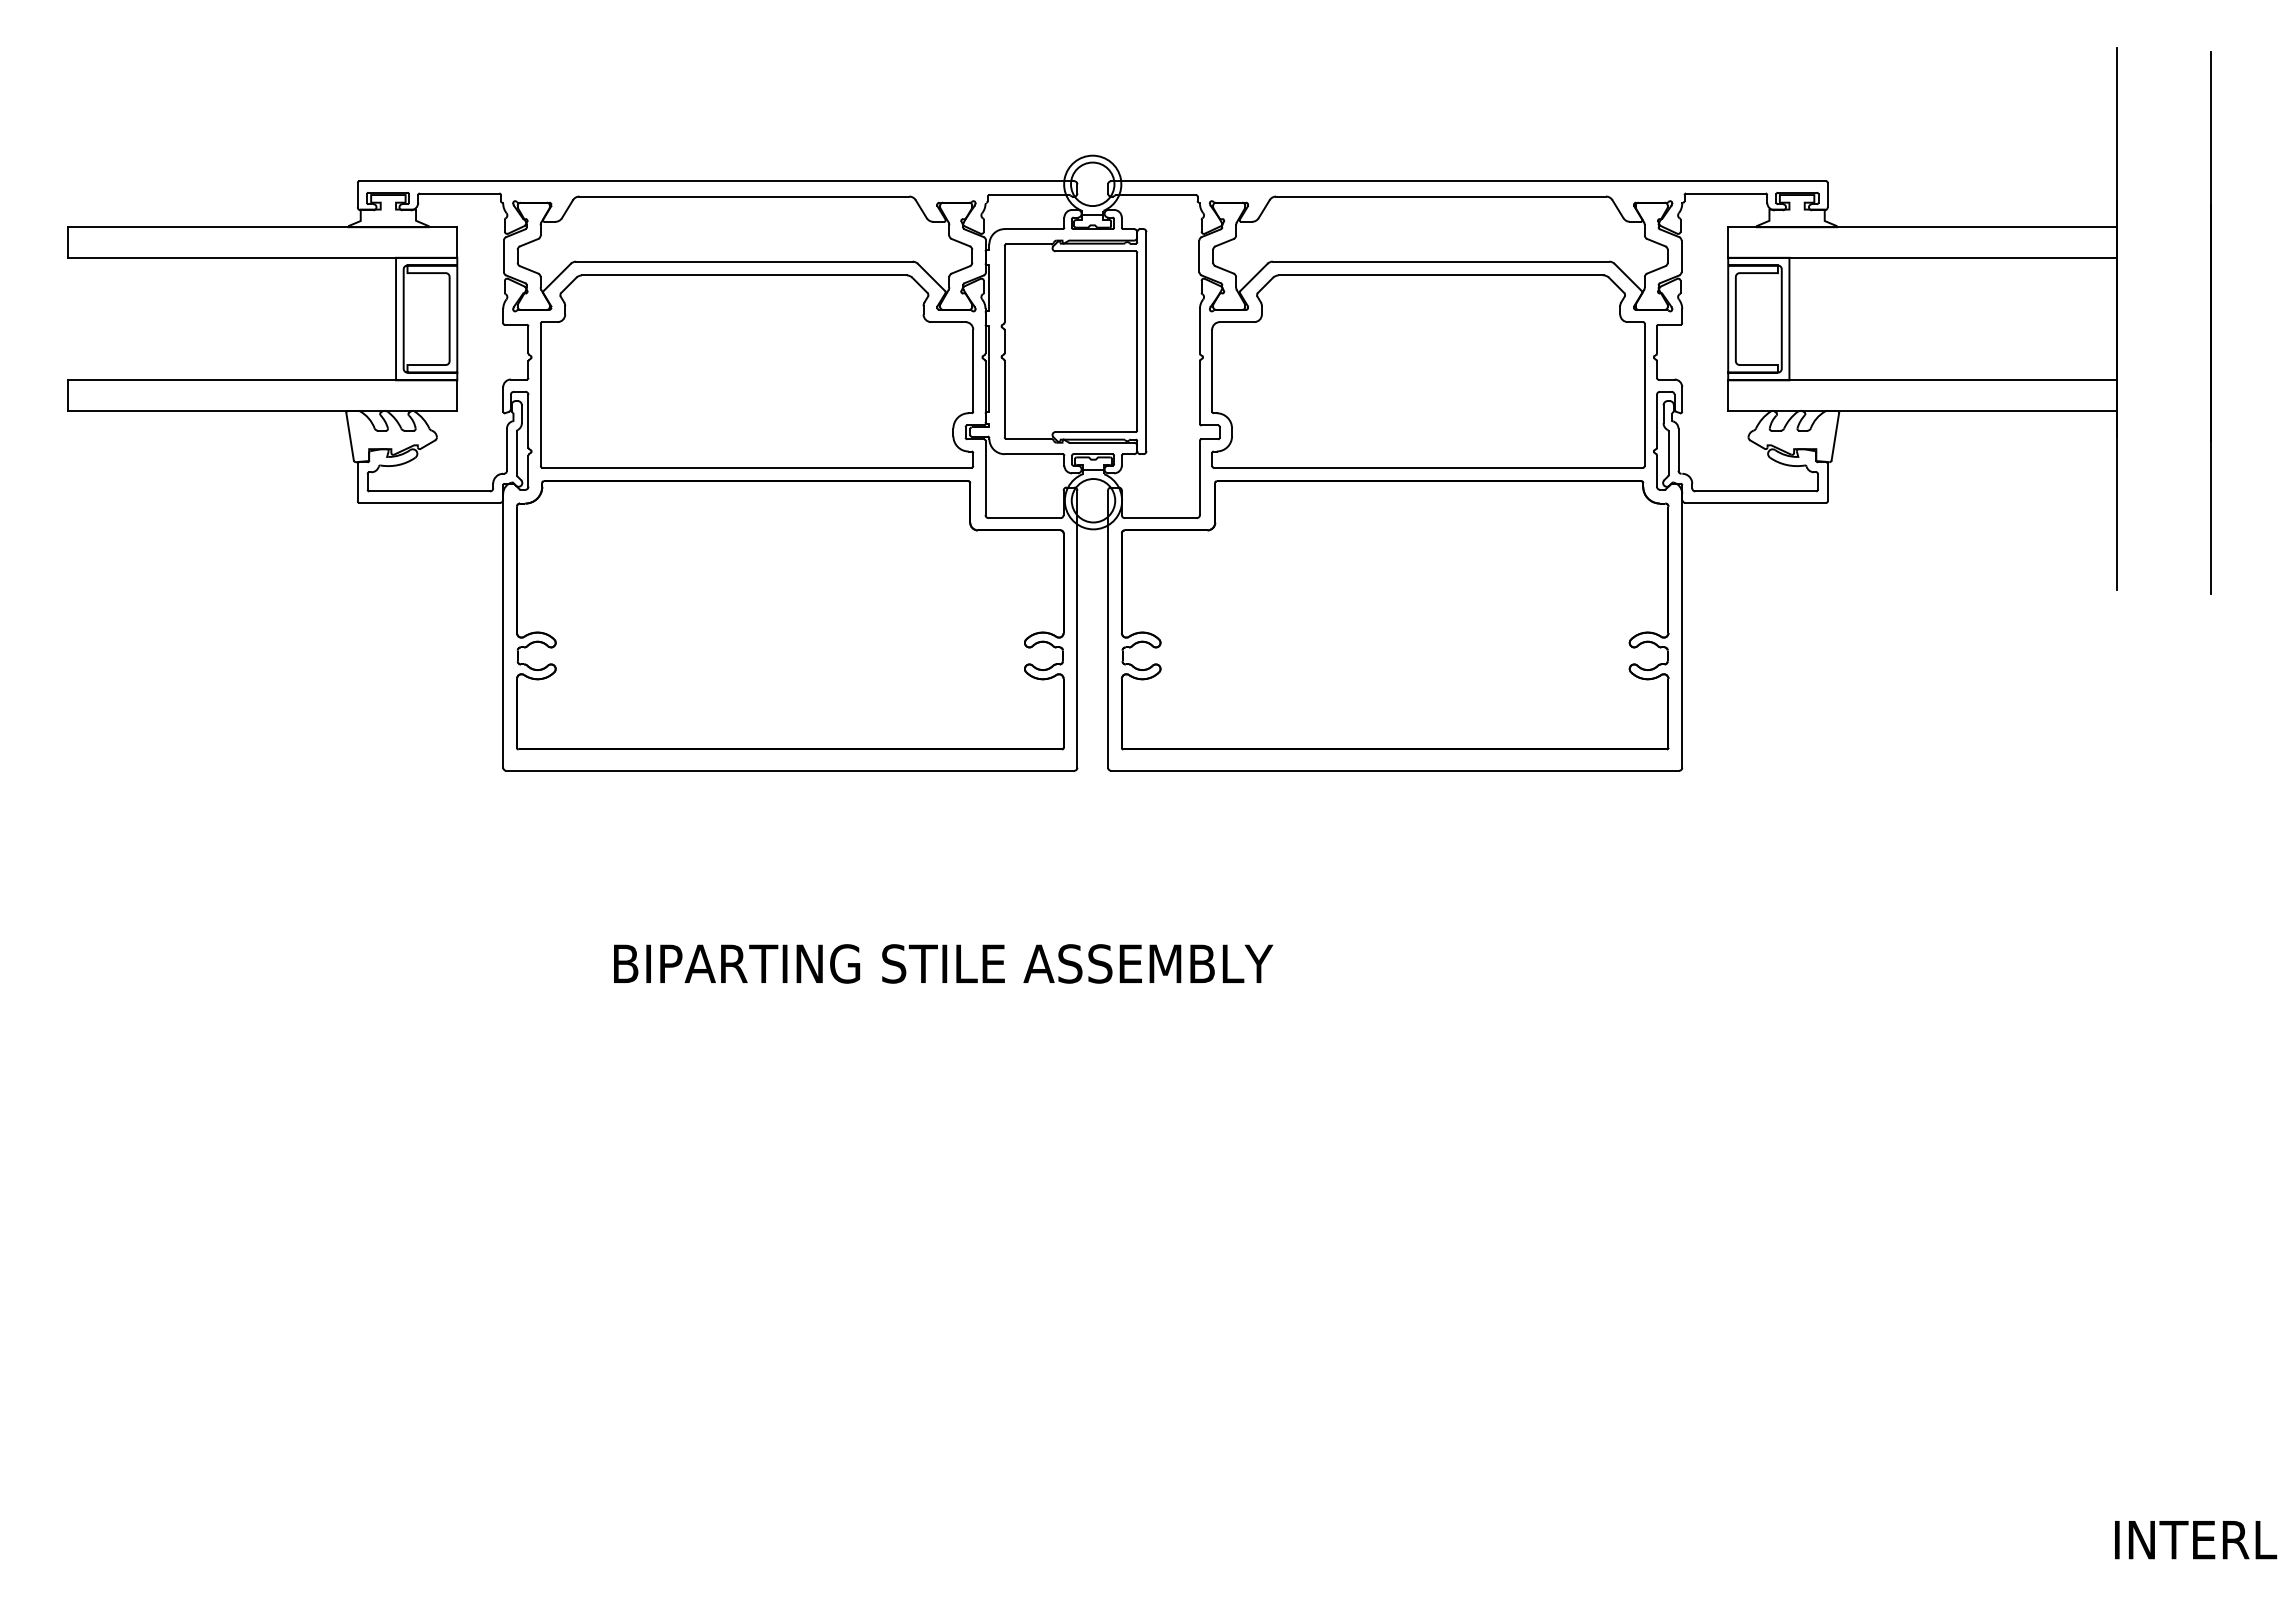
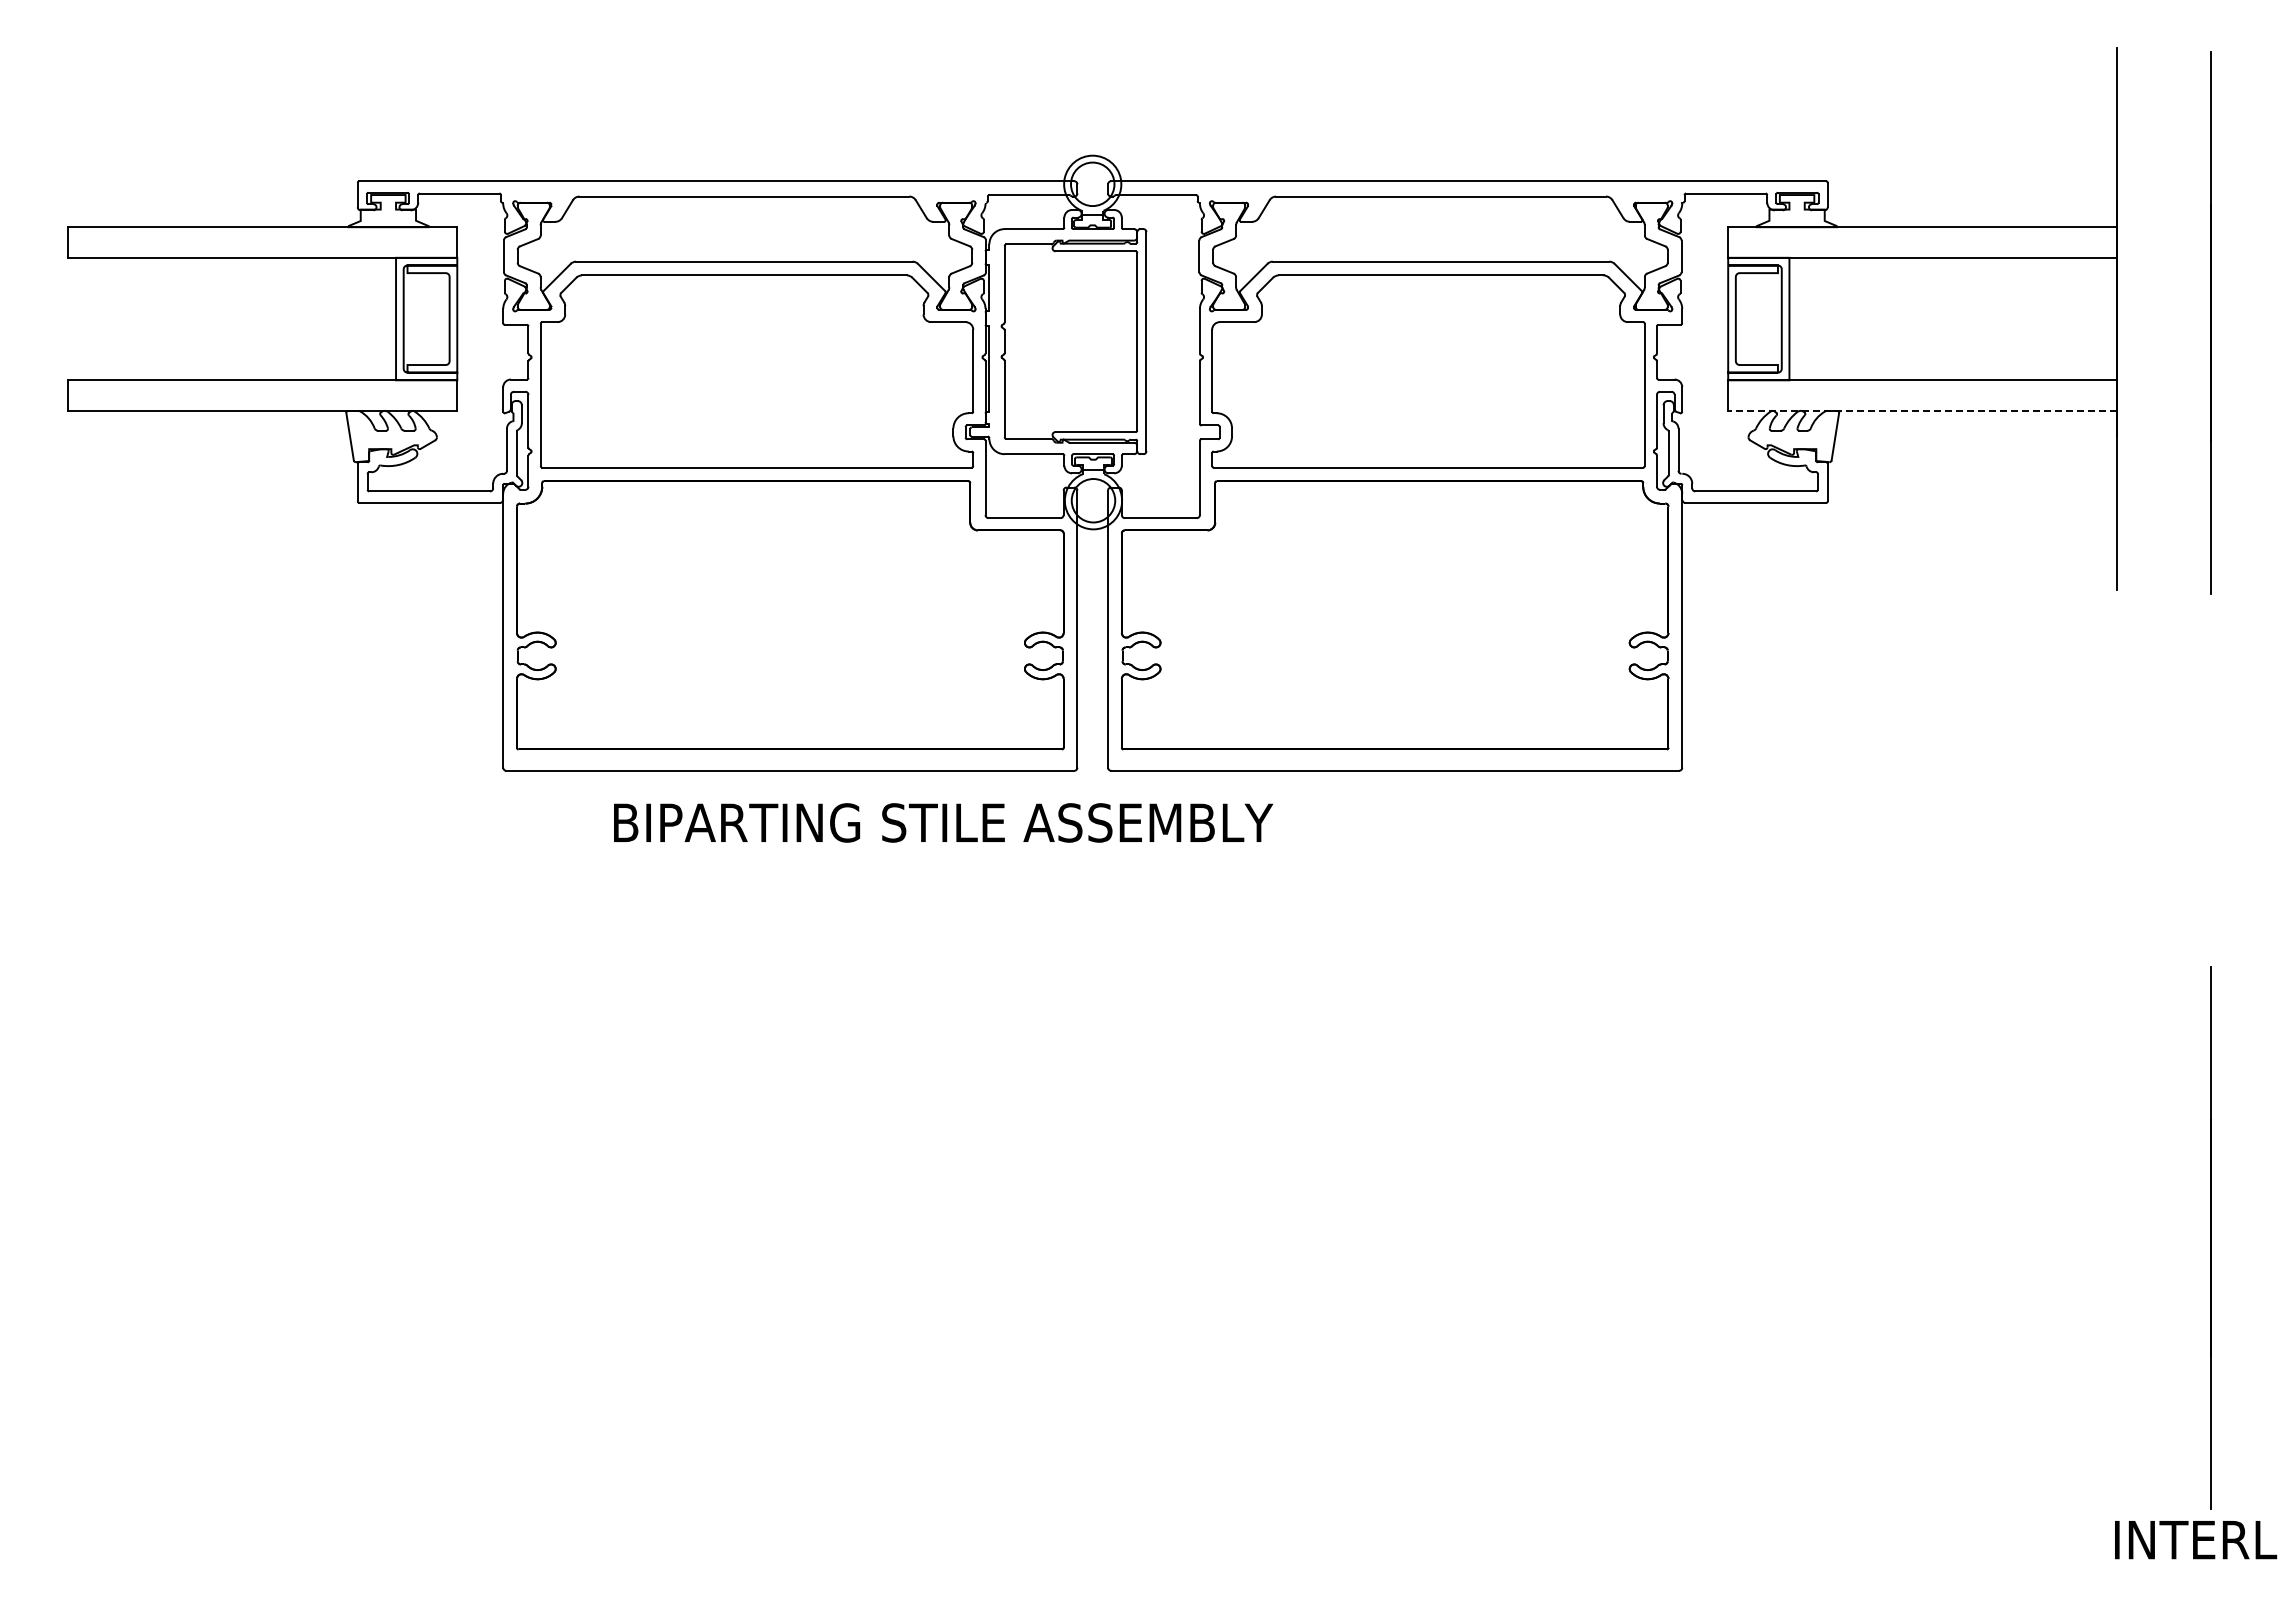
line: solid -> dashed (1922, 410)
text position: (943, 963) -> (943, 822) (943, 822)
line: none -> present (2210, 1237)
